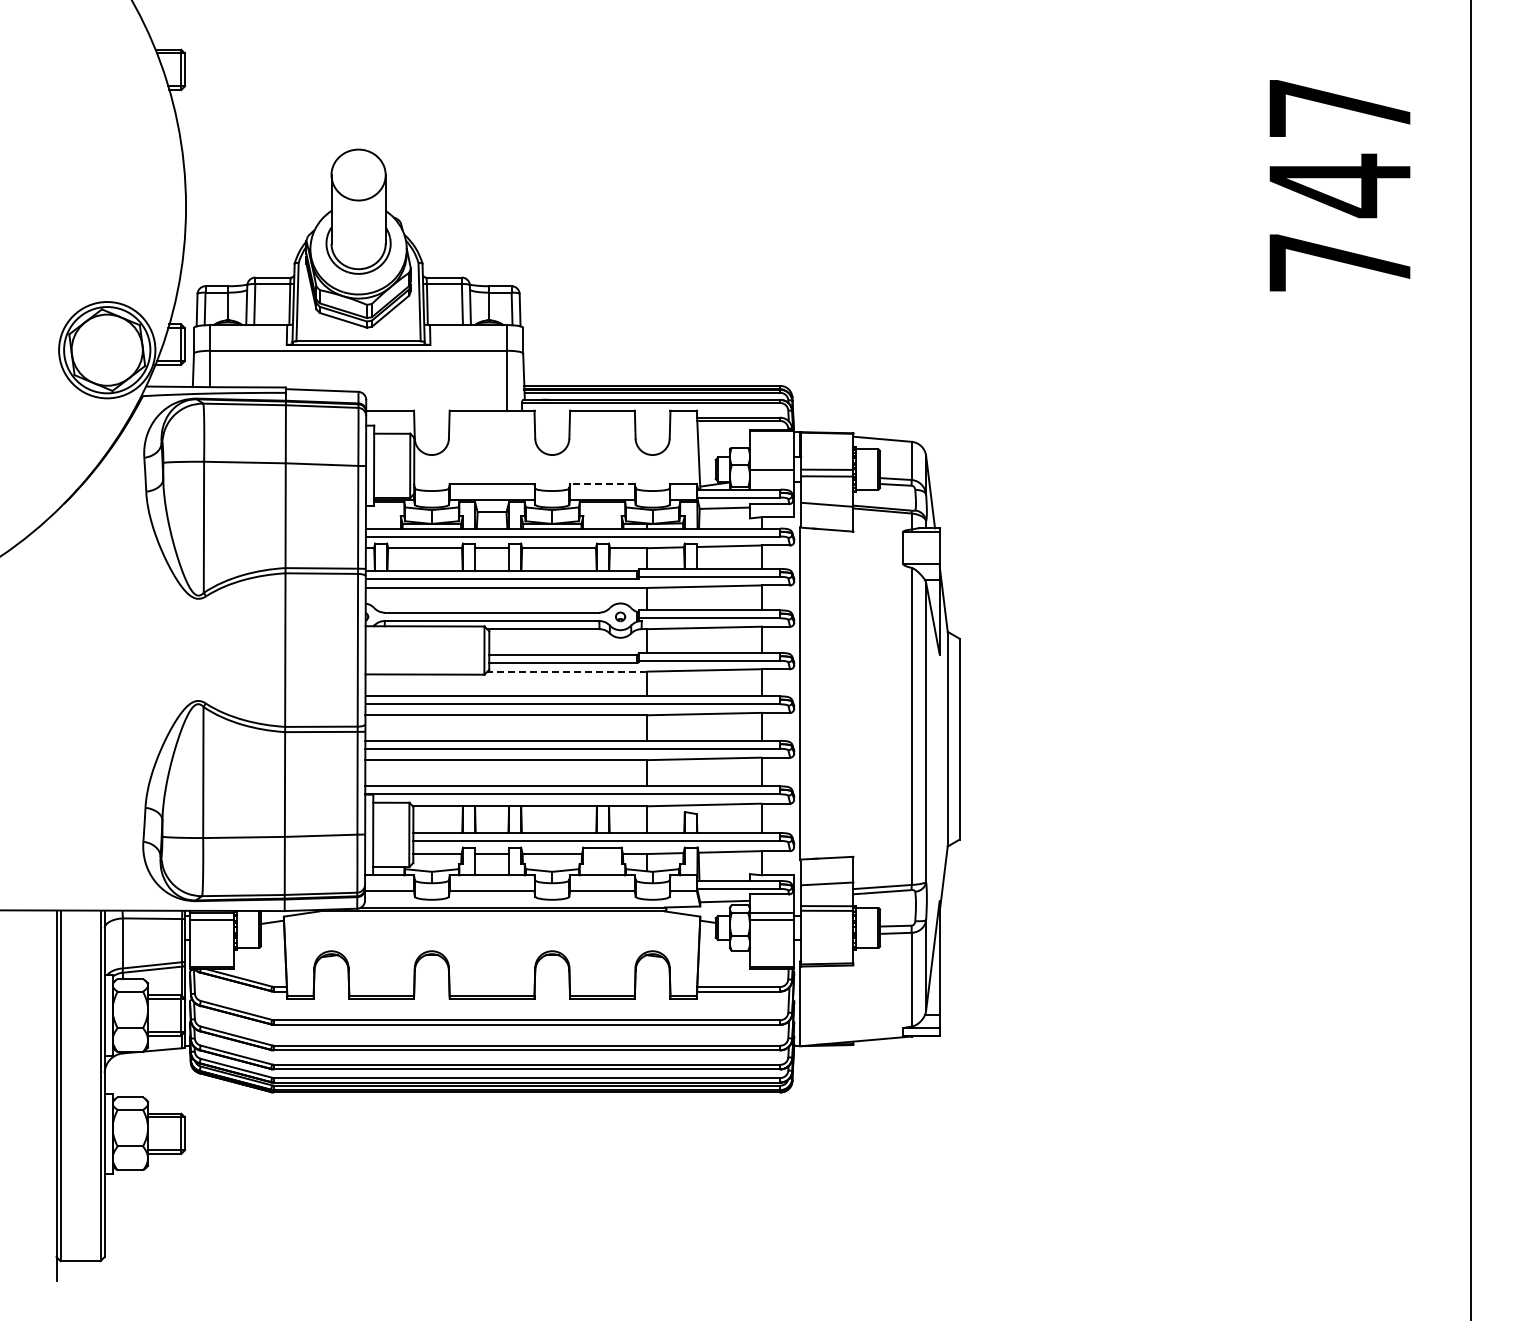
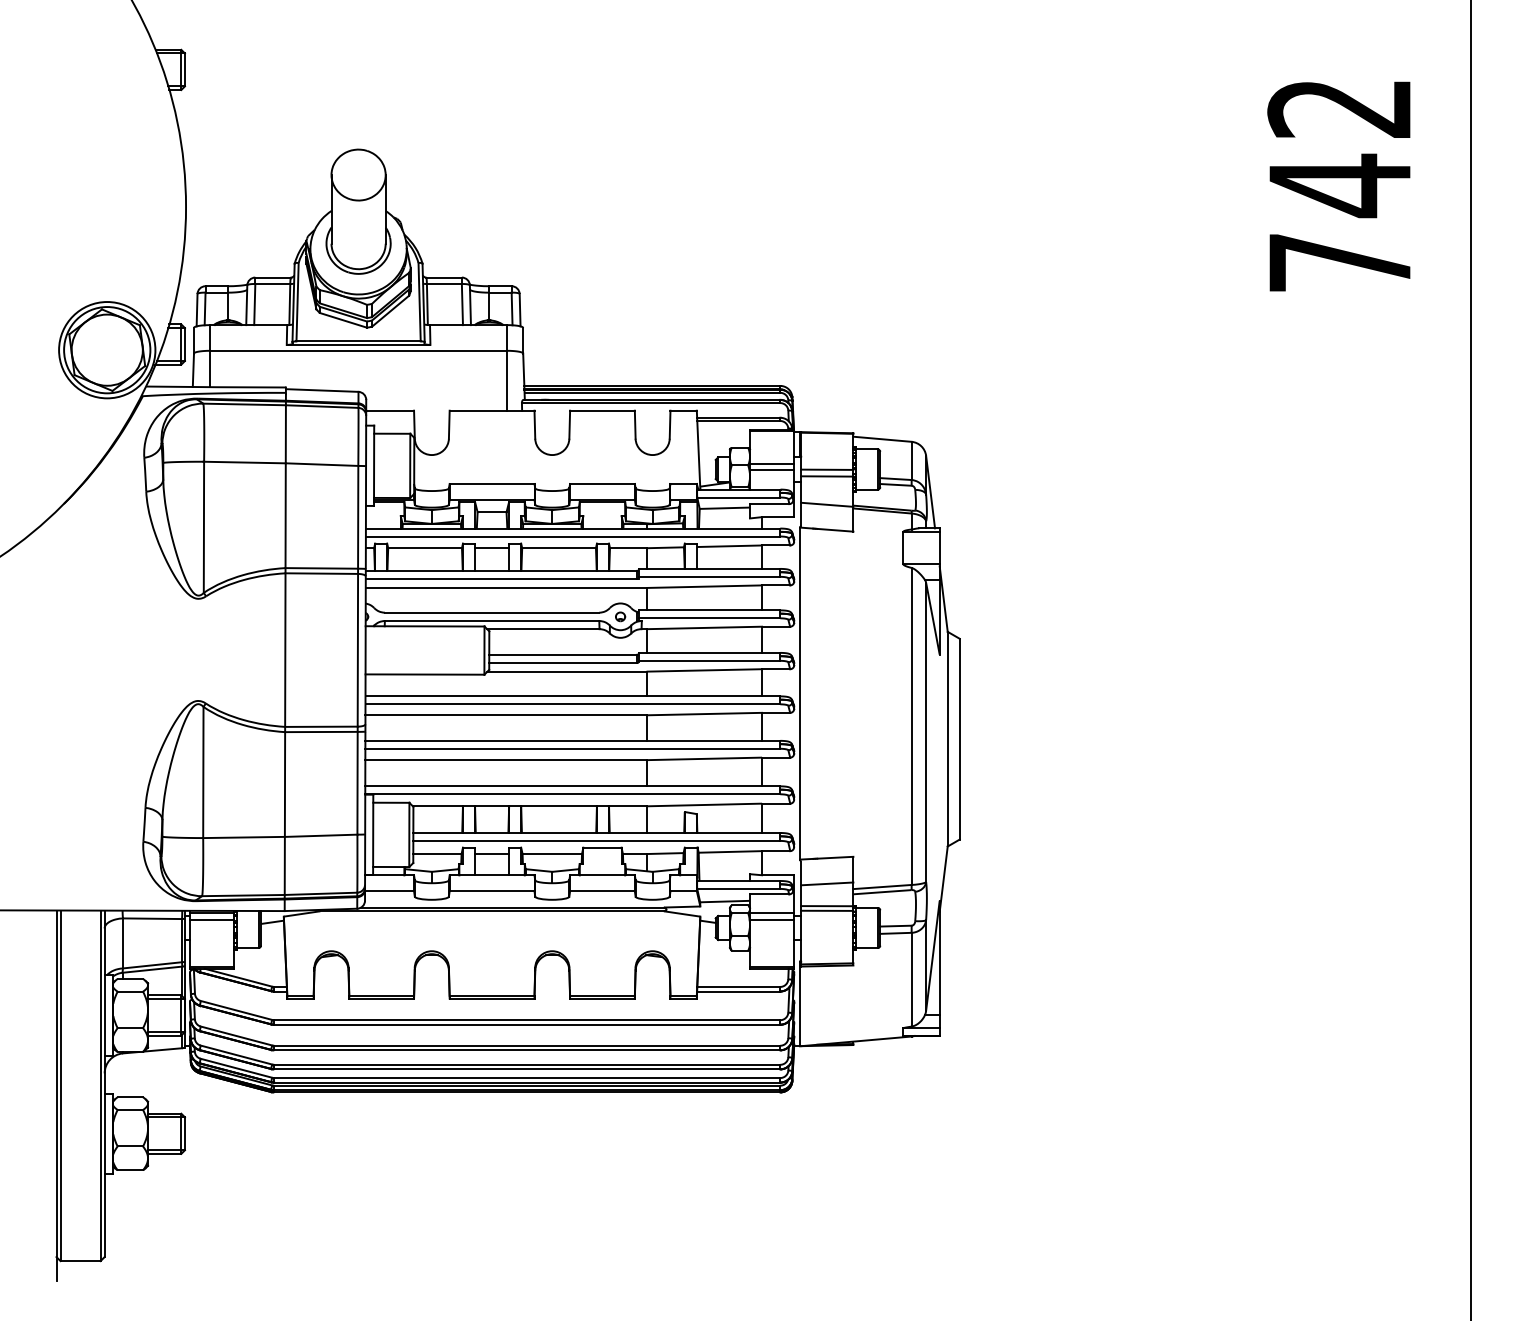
text: 747 -> 742 (1338, 108)
line: none -> present (772, 463)
line: dashed -> solid (601, 483)
line: dashed -> solid (567, 671)
